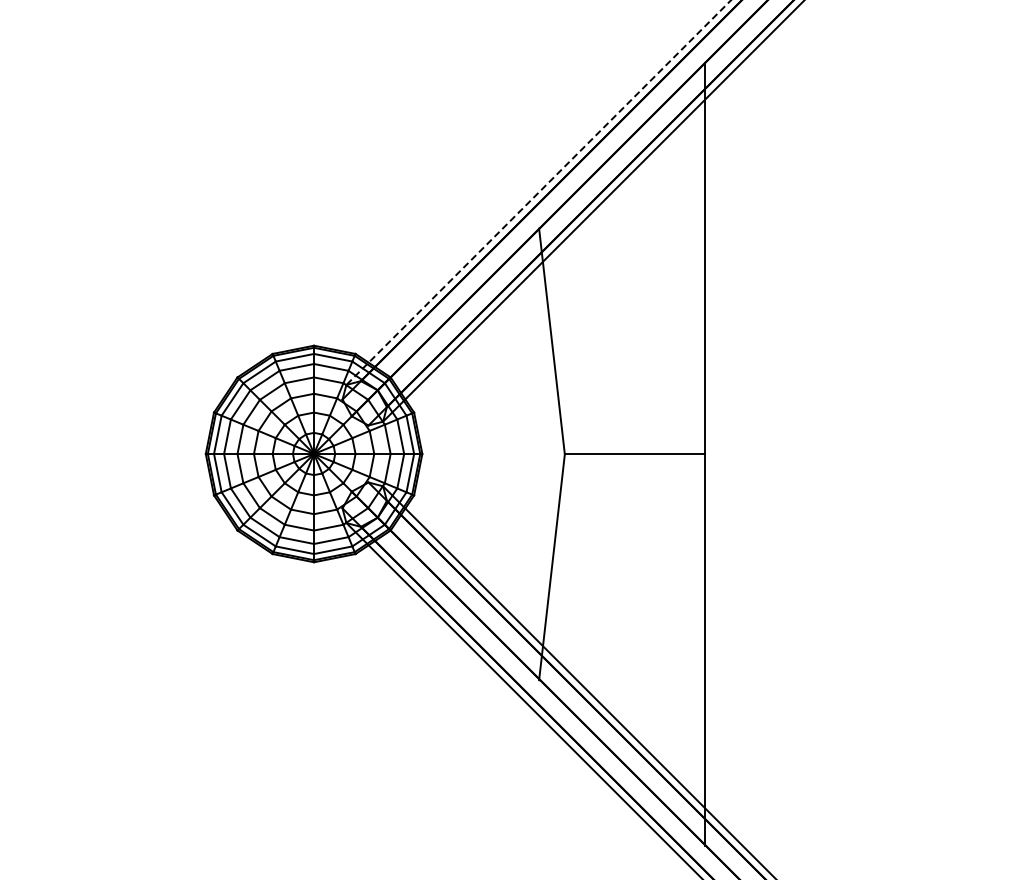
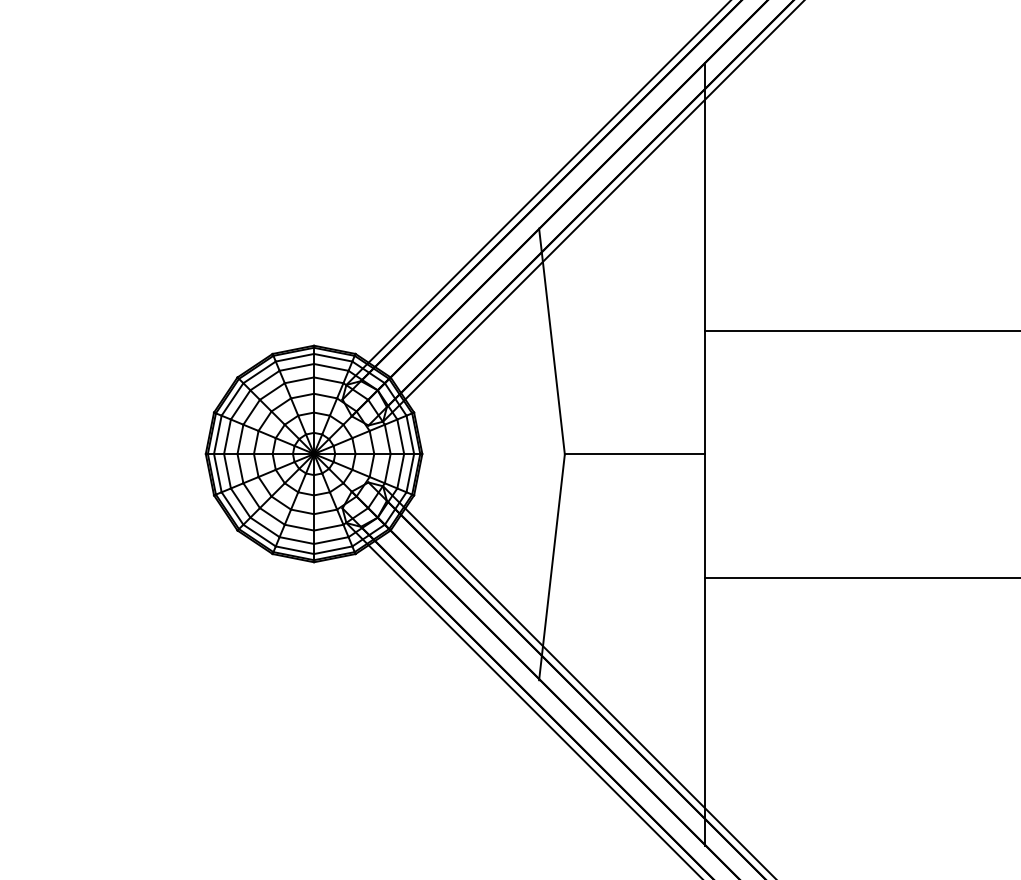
line: dashed -> solid (538, 192)
line: none -> present (860, 331)
line: none -> present (860, 577)
